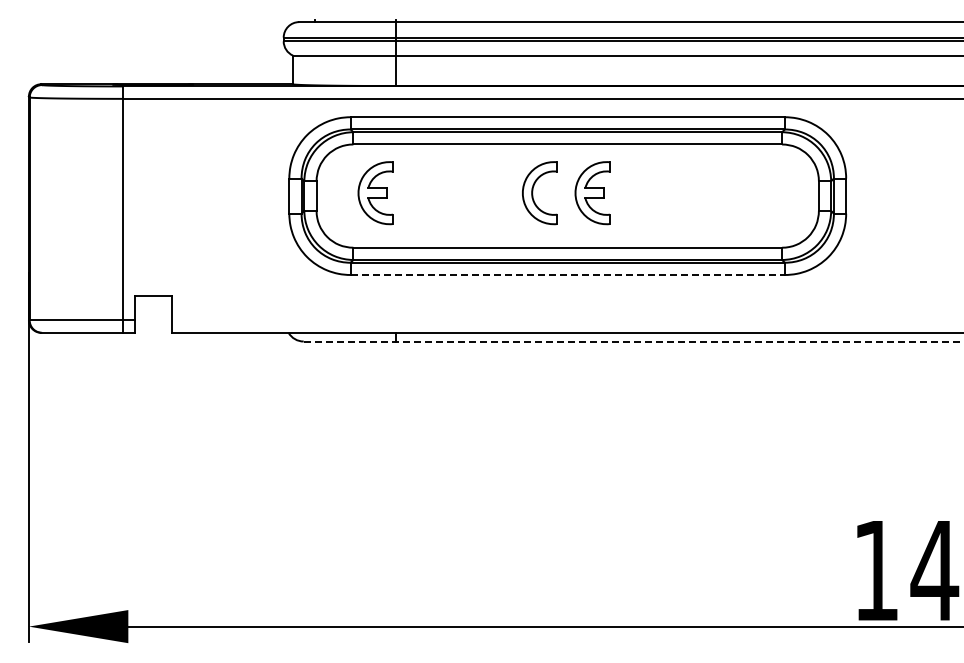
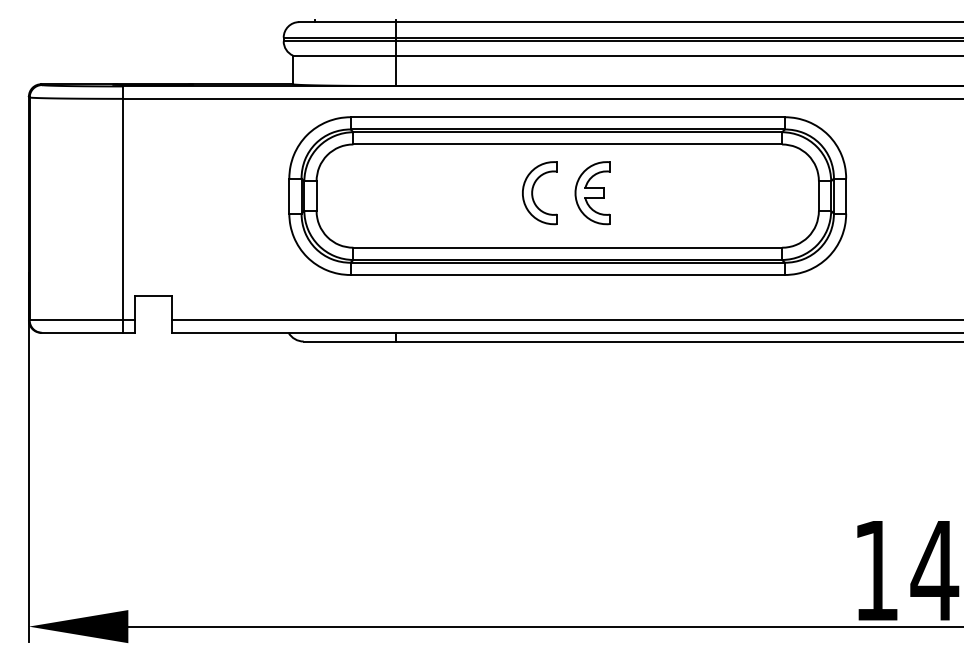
part: present -> none (375, 193)
line: dashed -> solid (568, 274)
line: none -> present (565, 320)
line: dashed -> solid (633, 341)
